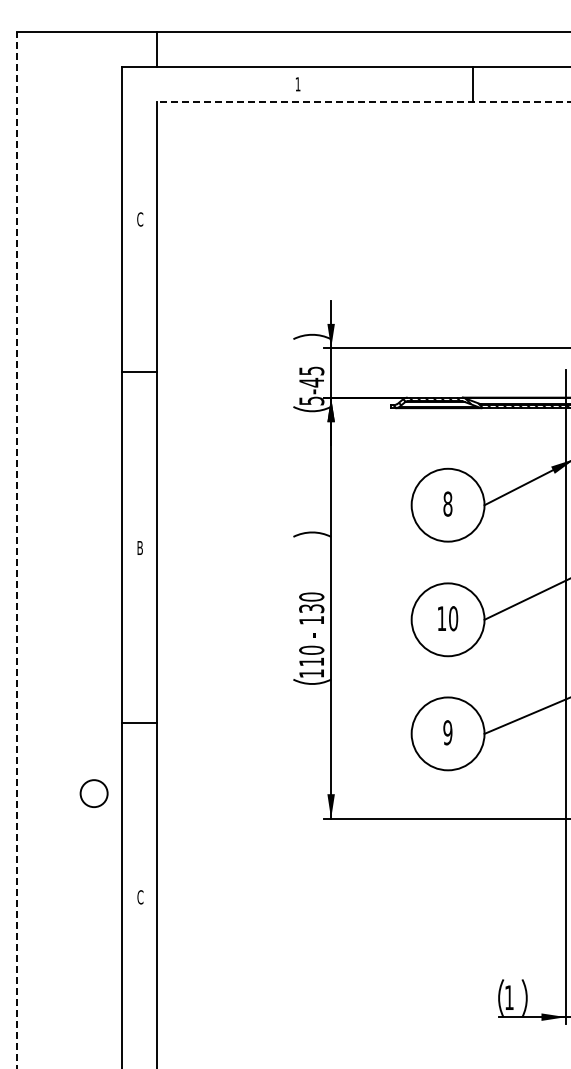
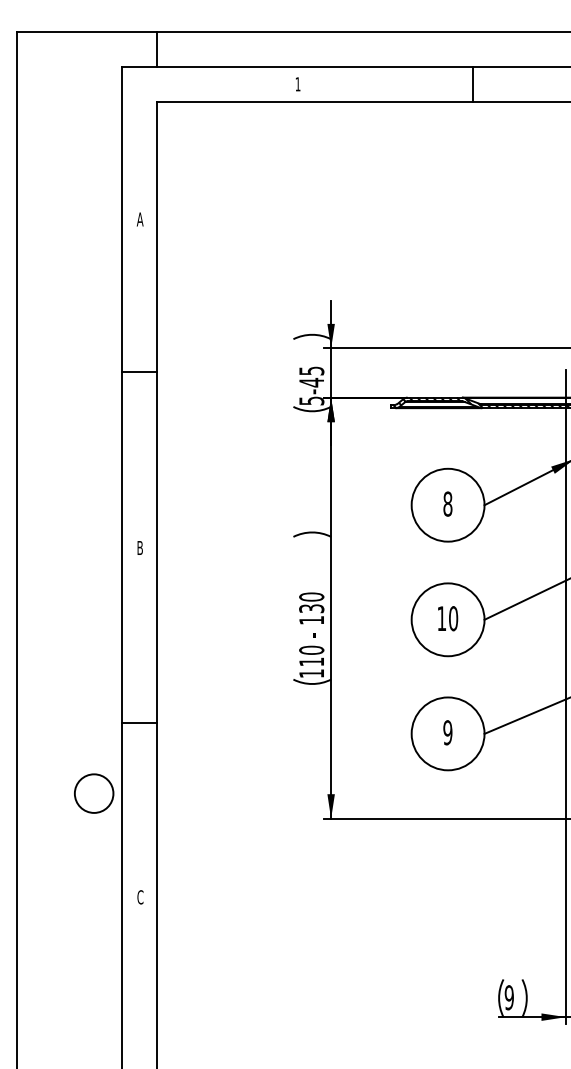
line: dashed -> solid (363, 102)
text: C -> A (139, 219)
line: dashed -> solid (16, 549)
circle diameter: 27 px -> 39 px (93, 793)
text: 1 -> 9 (508, 997)
